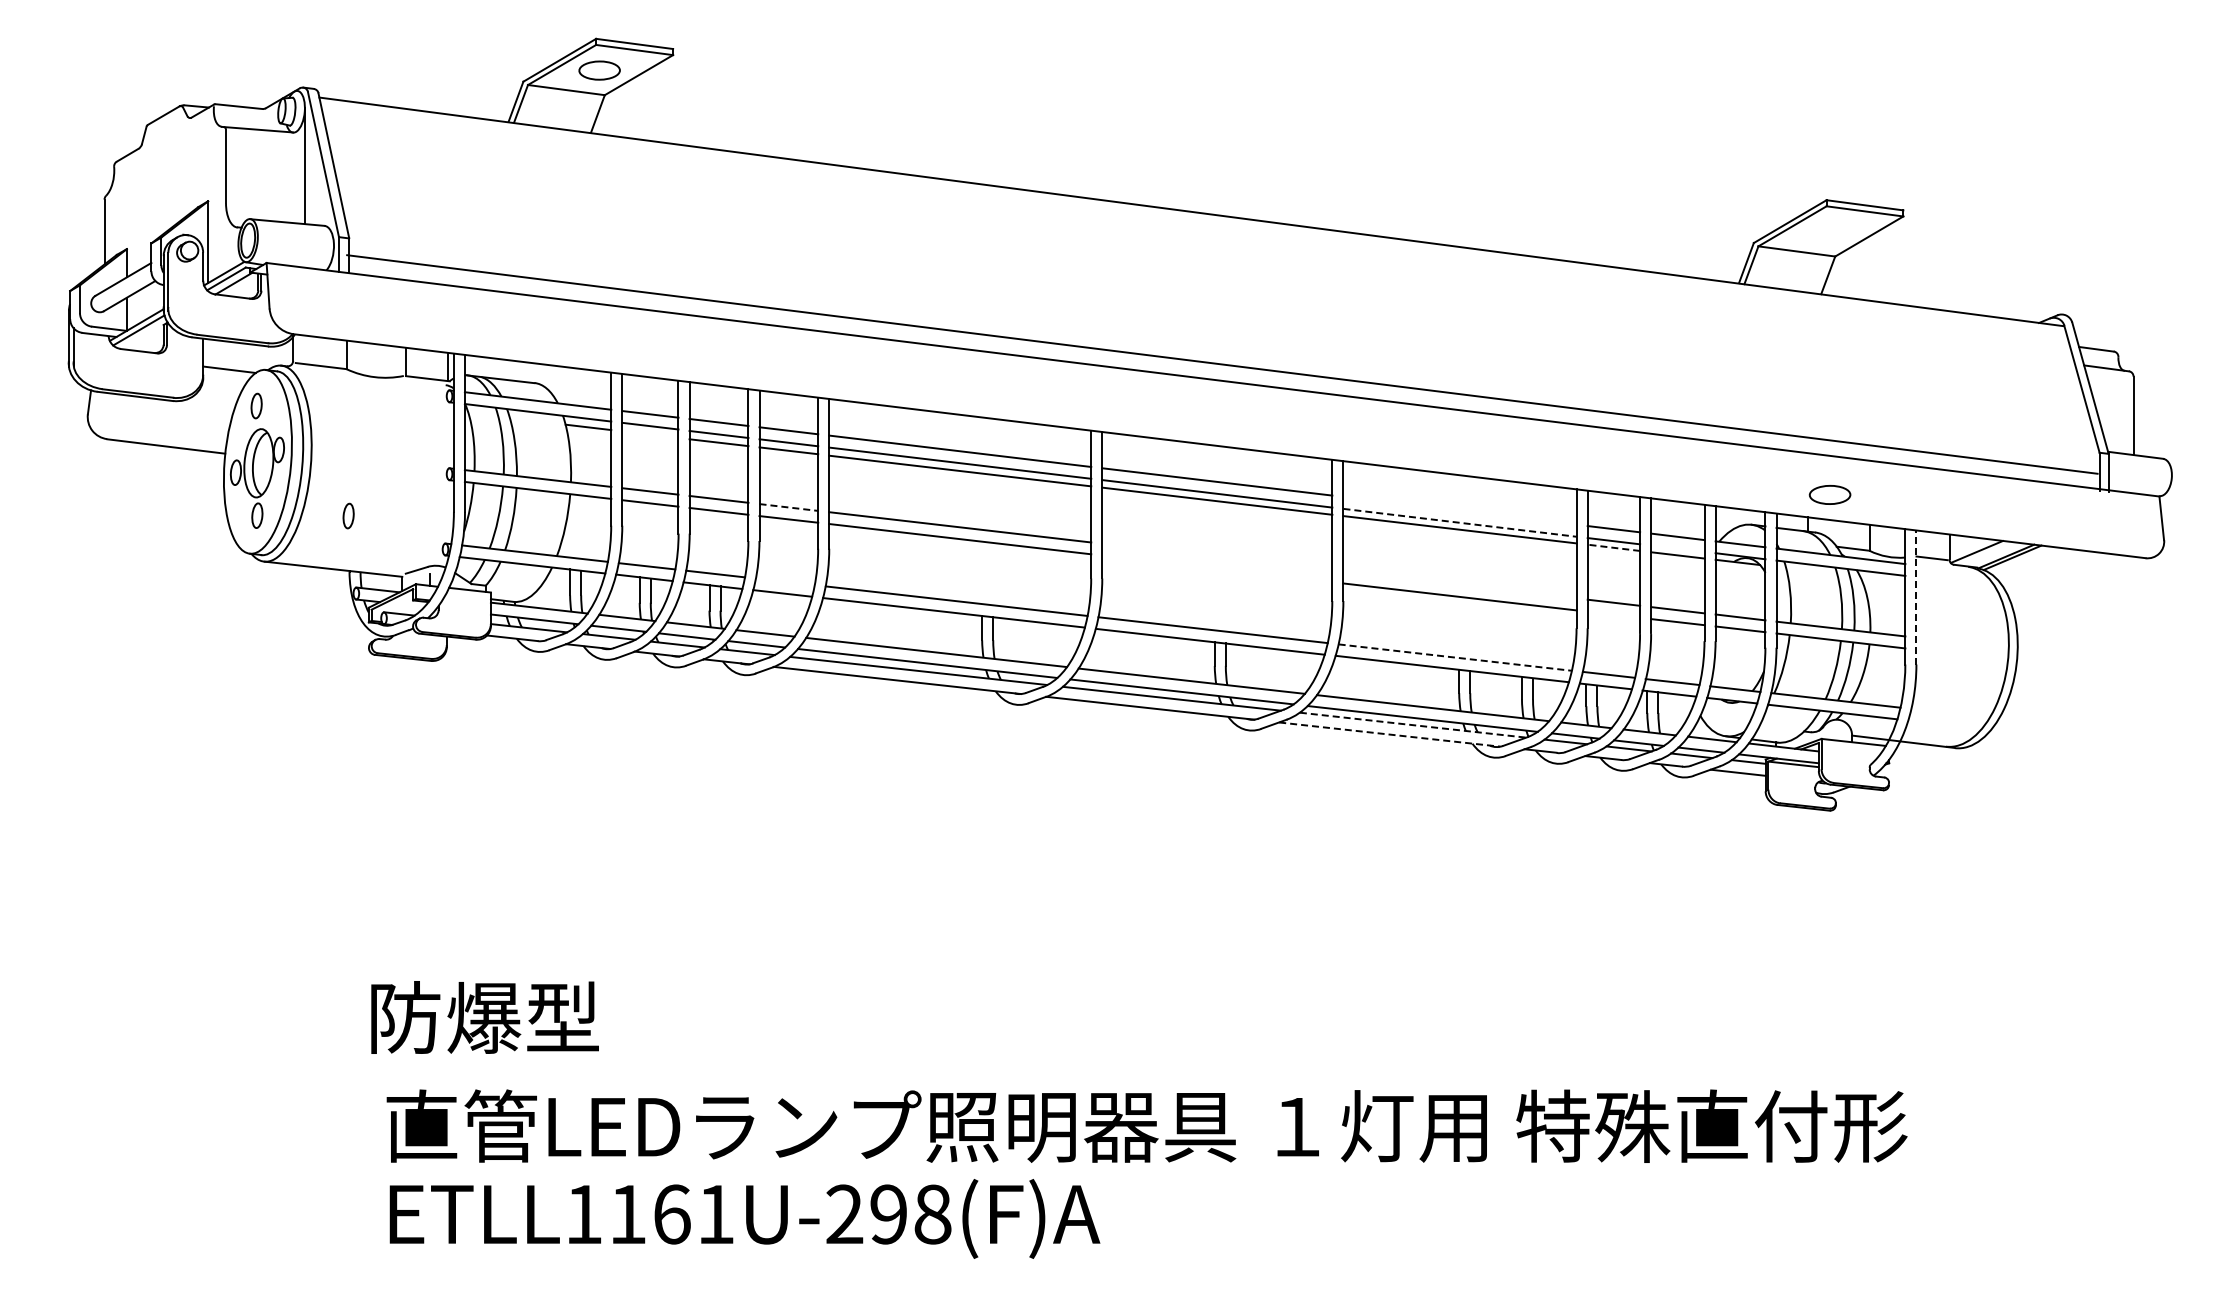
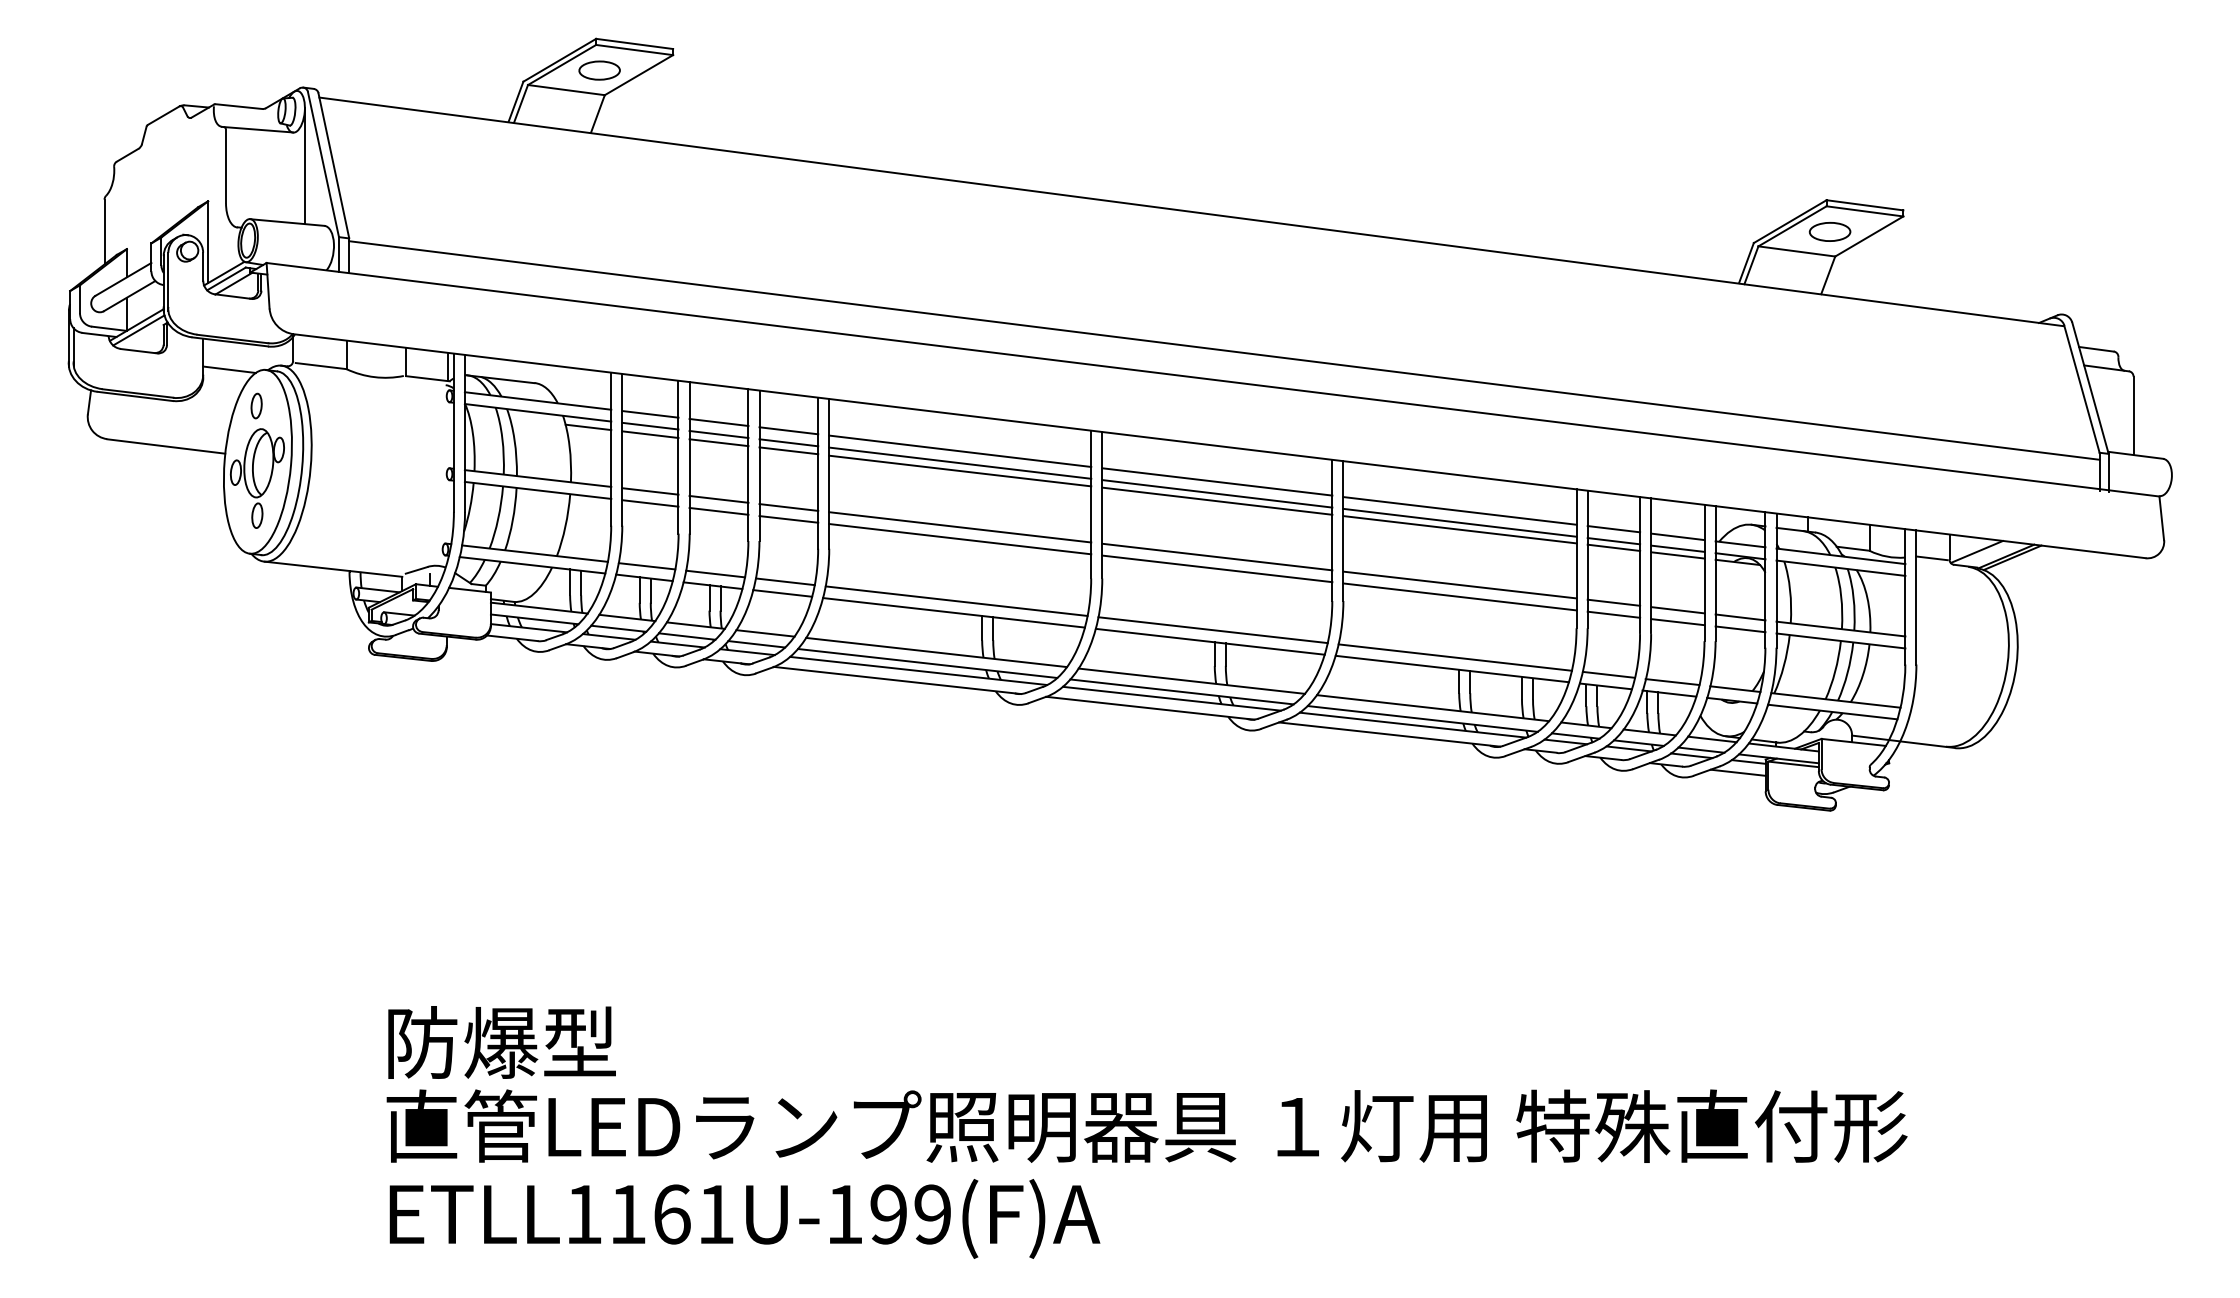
line position: (1222, 364) -> (1224, 350) (1224, 350)
line: none -> present (650, 434)
part position: (1829, 494) -> (1829, 231) (1829, 231)
line: dashed -> solid (788, 507)
line: none -> present (1459, 510)
part: present -> none (348, 515)
line: dashed -> solid (1460, 522)
line: dashed -> solid (1613, 547)
line: none -> present (1677, 548)
line: none -> present (1217, 556)
line: none -> present (1217, 568)
line: none -> present (785, 581)
line: none -> present (1459, 584)
line: dashed -> solid (1916, 597)
line: none -> present (1613, 614)
line: dashed -> solid (1455, 657)
line: dashed -> solid (1413, 725)
line: dashed -> solid (1390, 734)
text position: (484, 1017) -> (501, 1042) (501, 1042)
text: ETLL1161U-298(F)A -> ETLL1161U-199(F)A (888, 1214)
